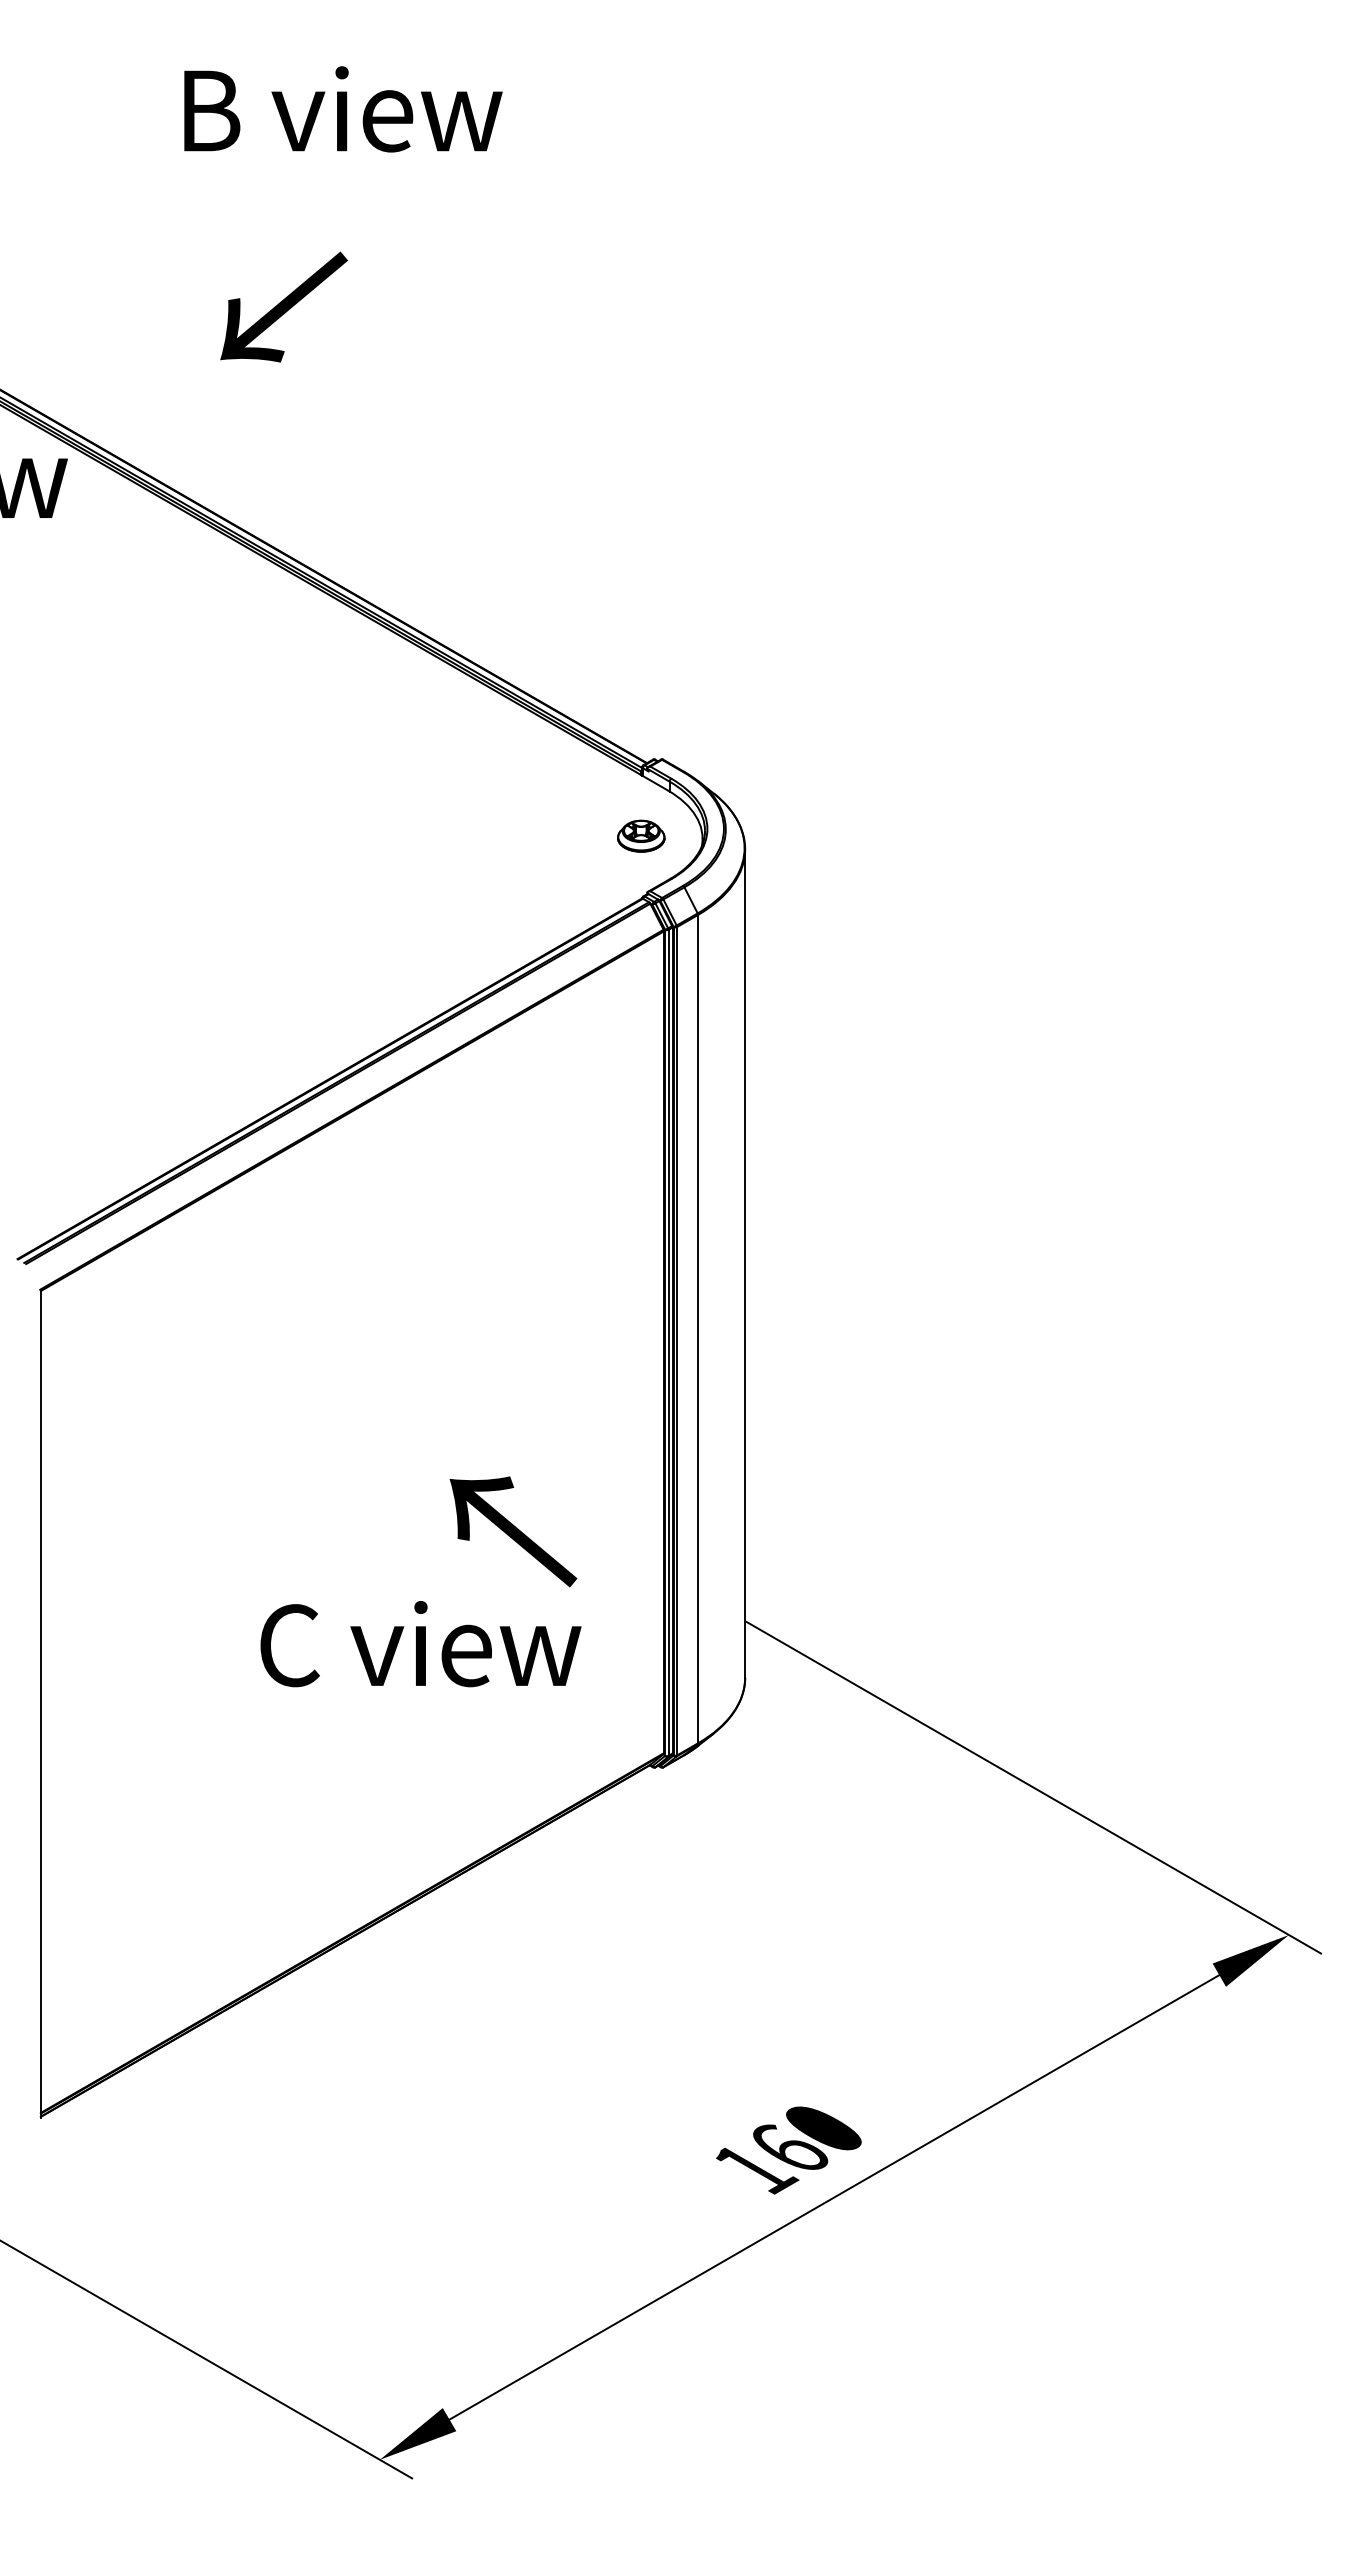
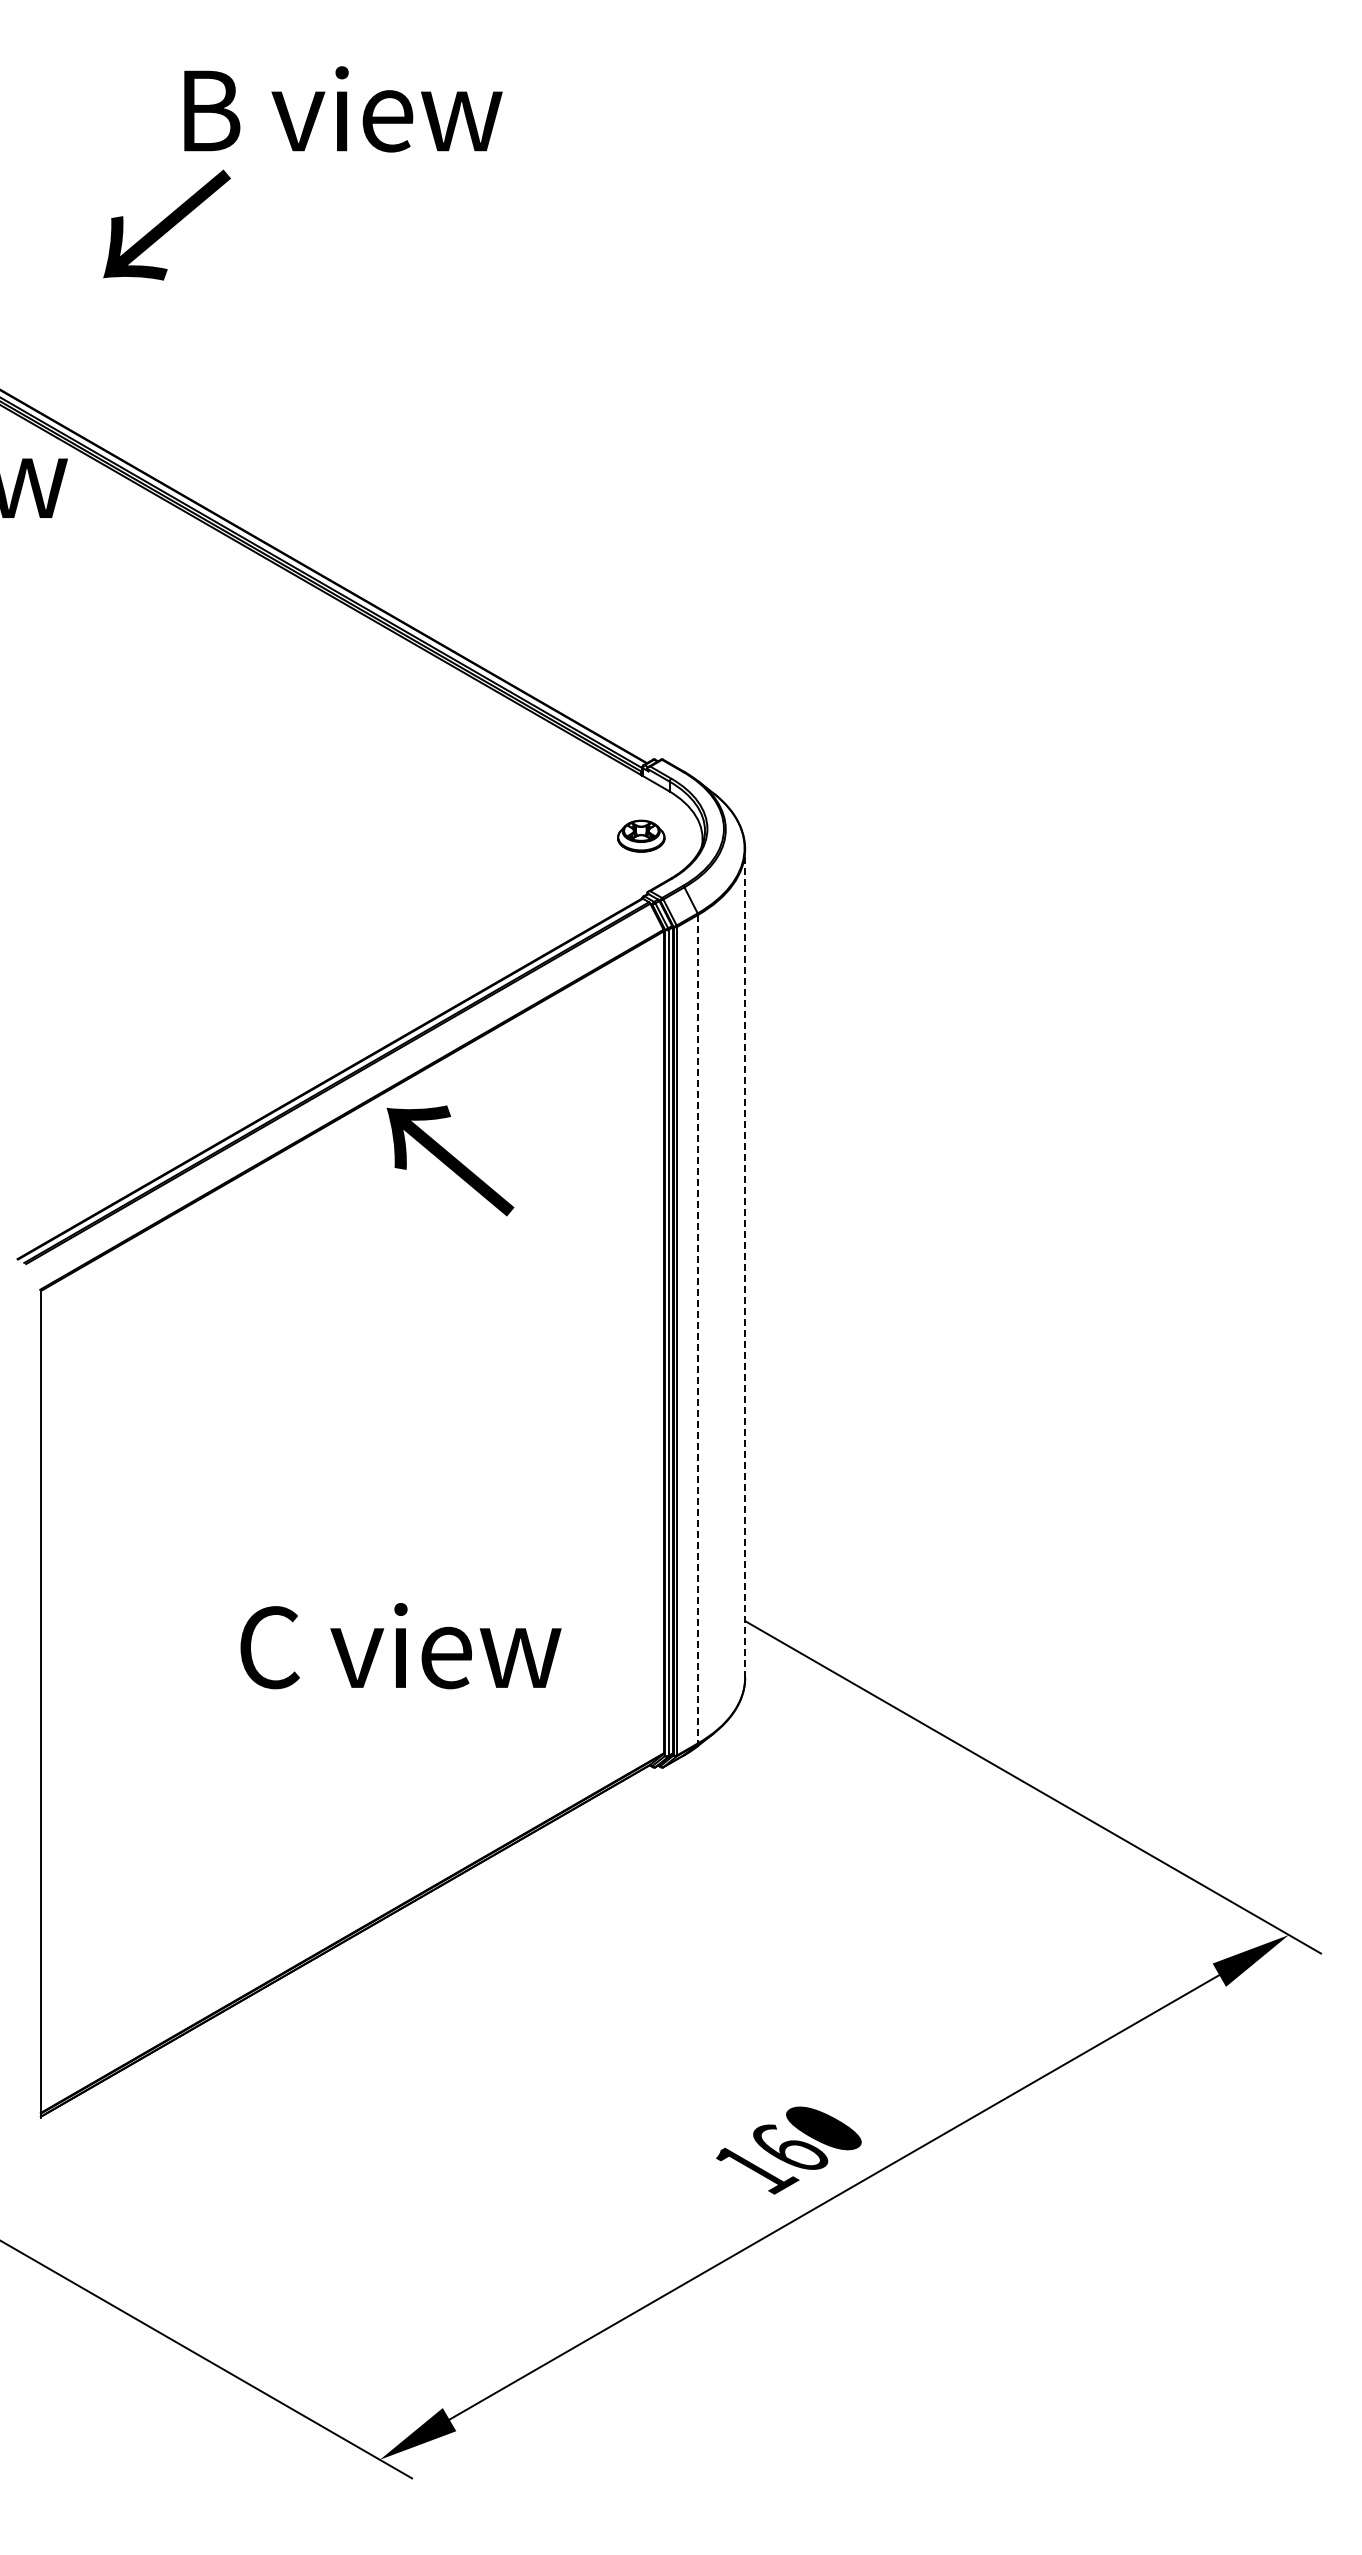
text position: (283, 306) -> (166, 224) (166, 224)
line: solid -> dashed (745, 1263)
line: solid -> dashed (698, 1329)
text position: (513, 1531) -> (450, 1160) (450, 1160)
text position: (420, 1644) -> (400, 1646) (400, 1646)
